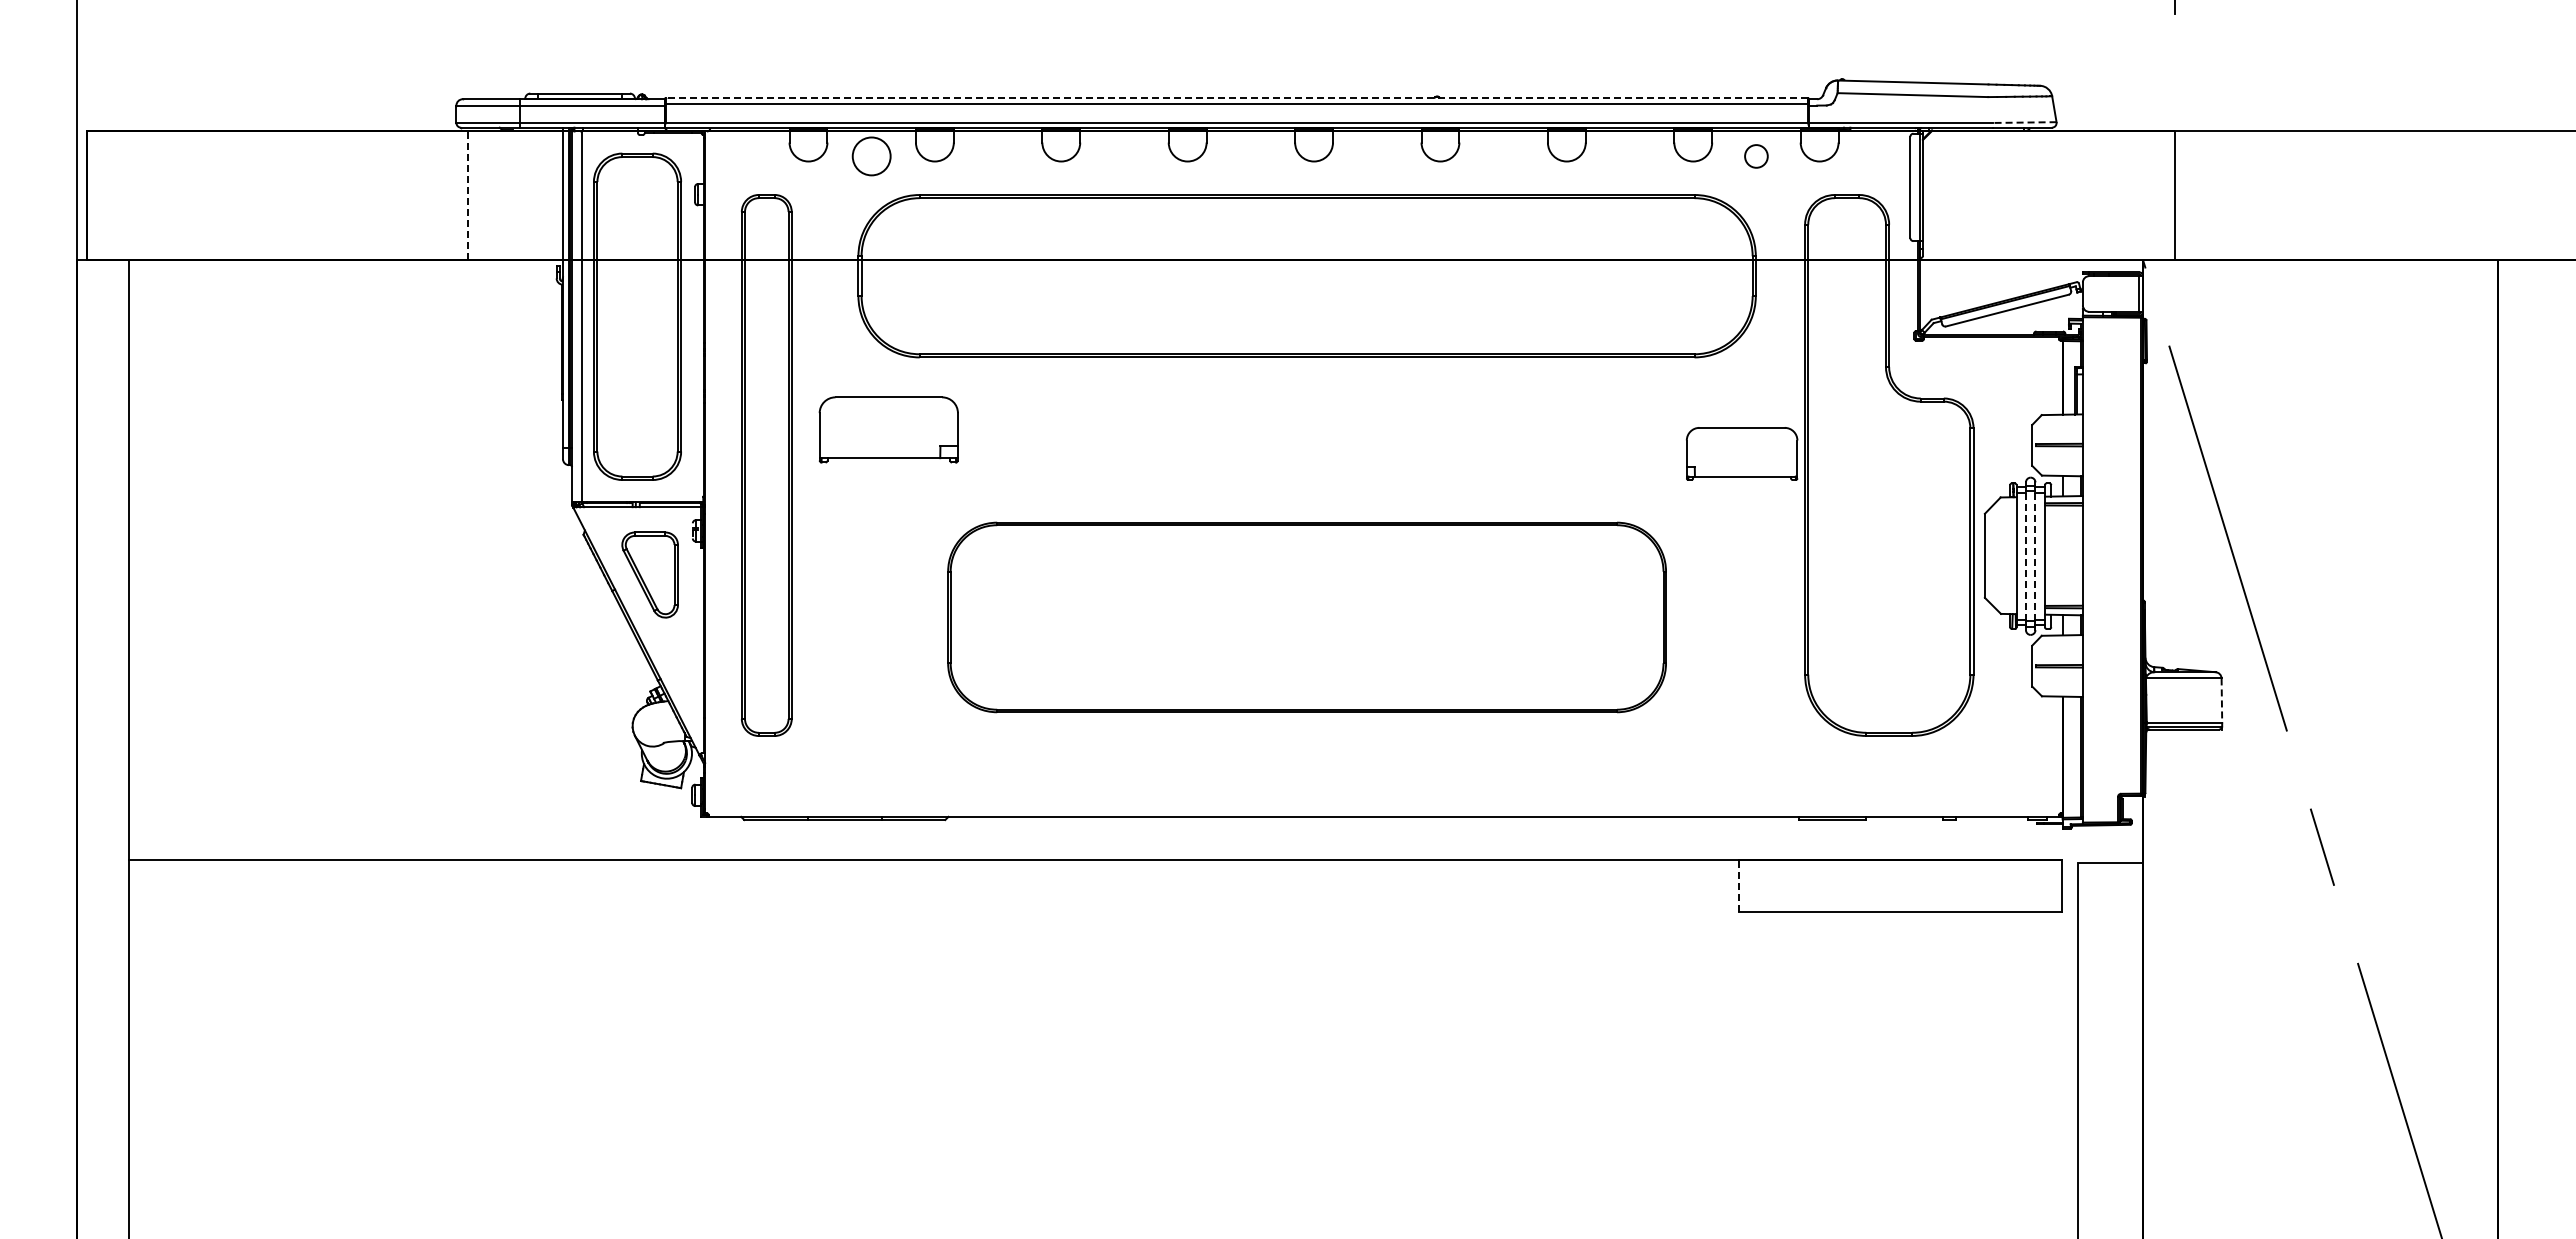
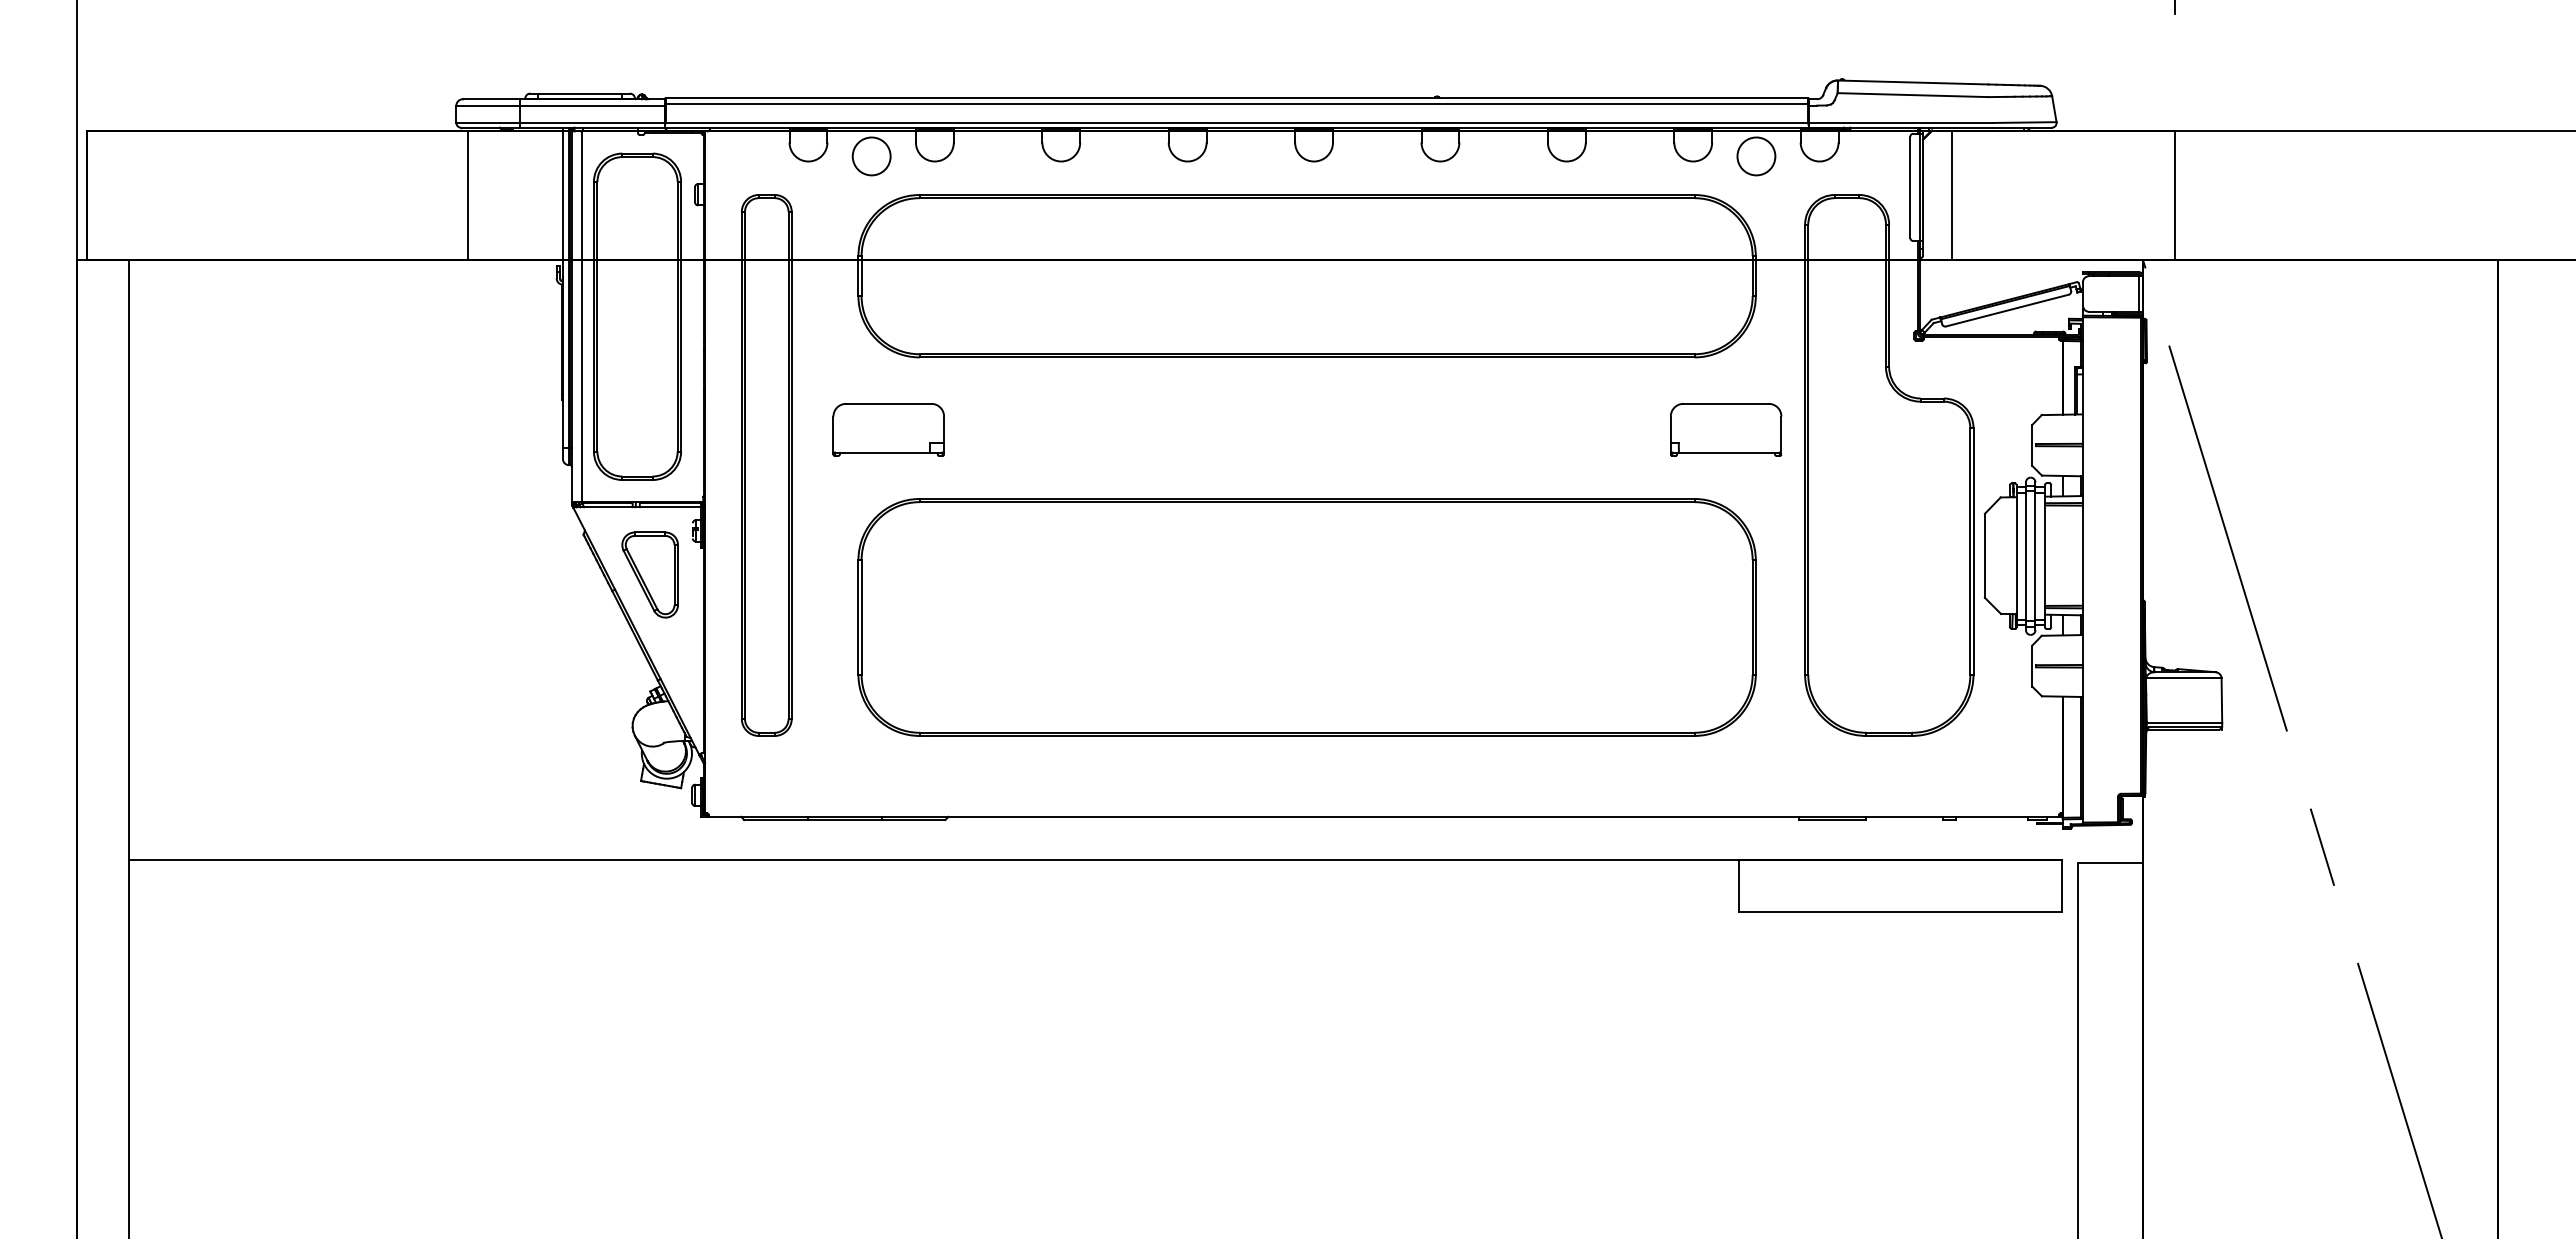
line: dashed -> solid (1236, 98)
line: dashed -> solid (2024, 122)
circle diameter: 23 px -> 38 px (1756, 156)
line: none -> present (1952, 194)
line: dashed -> solid (467, 195)
part size: 141x68 px -> 113x54 px (888, 429)
part position: (1742, 453) -> (1726, 429) (1726, 429)
line: dashed -> solid (2025, 556)
line: dashed -> solid (2035, 556)
part size: 720x193 px -> 900x239 px (1306, 617)
line: dashed -> solid (2221, 701)
line: dashed -> solid (1739, 885)
